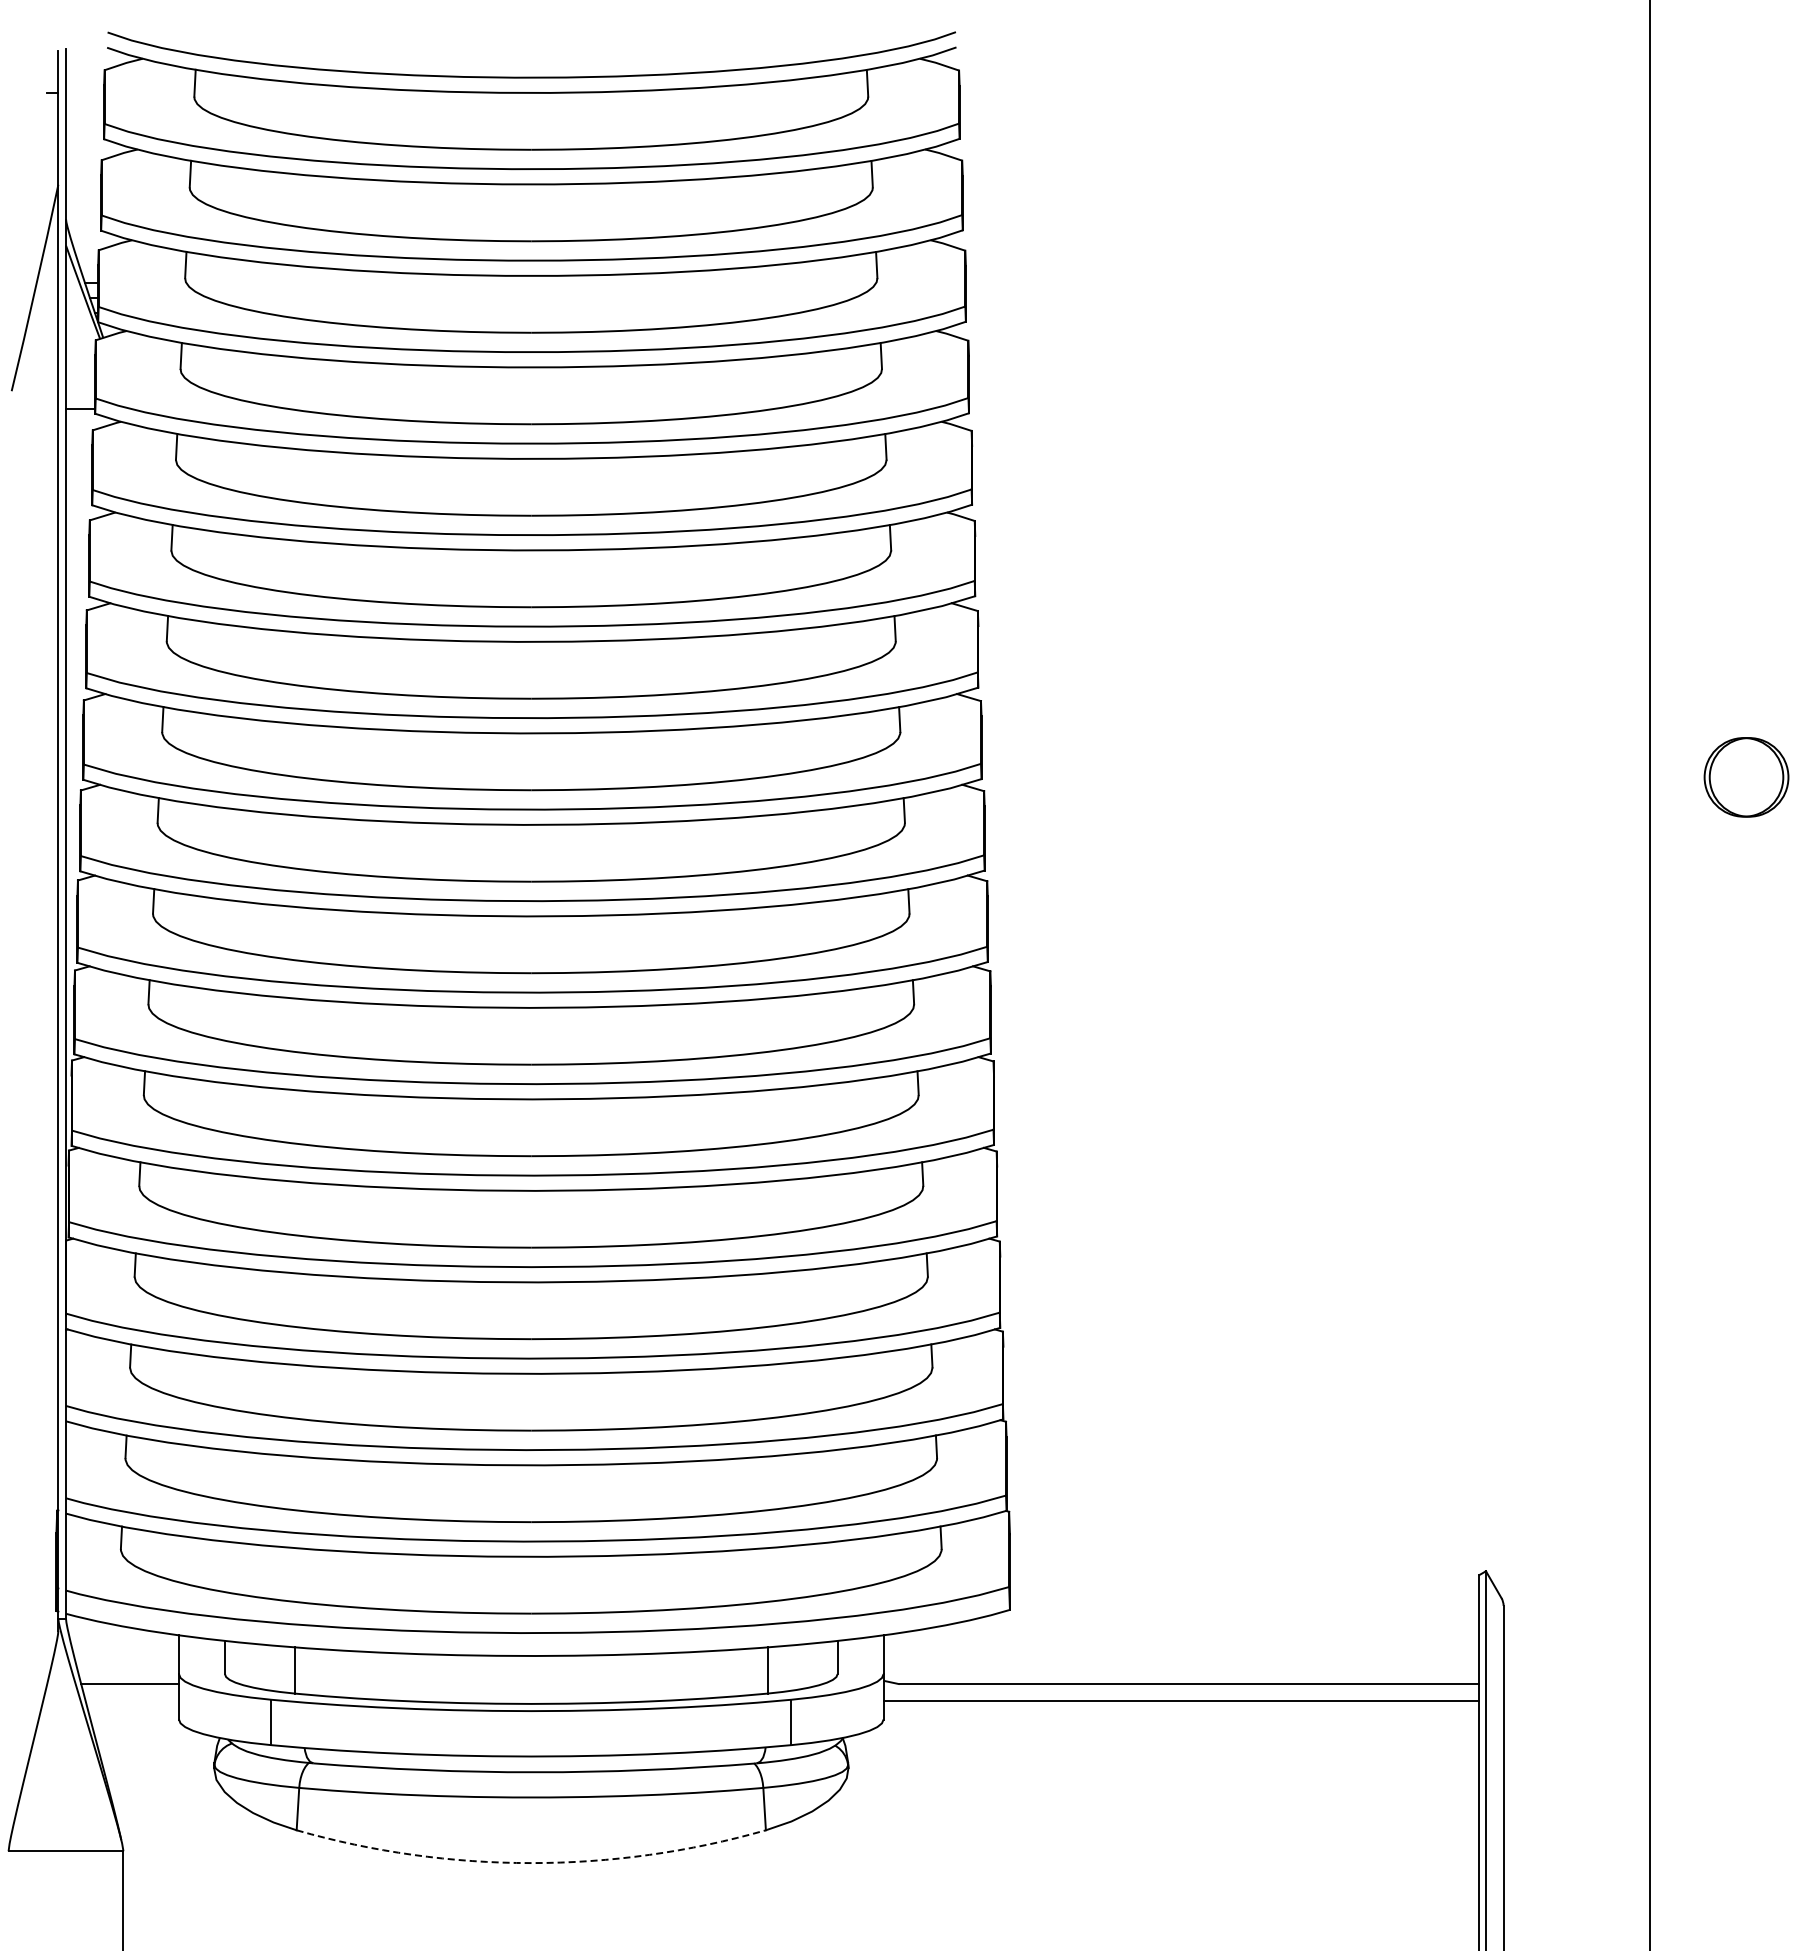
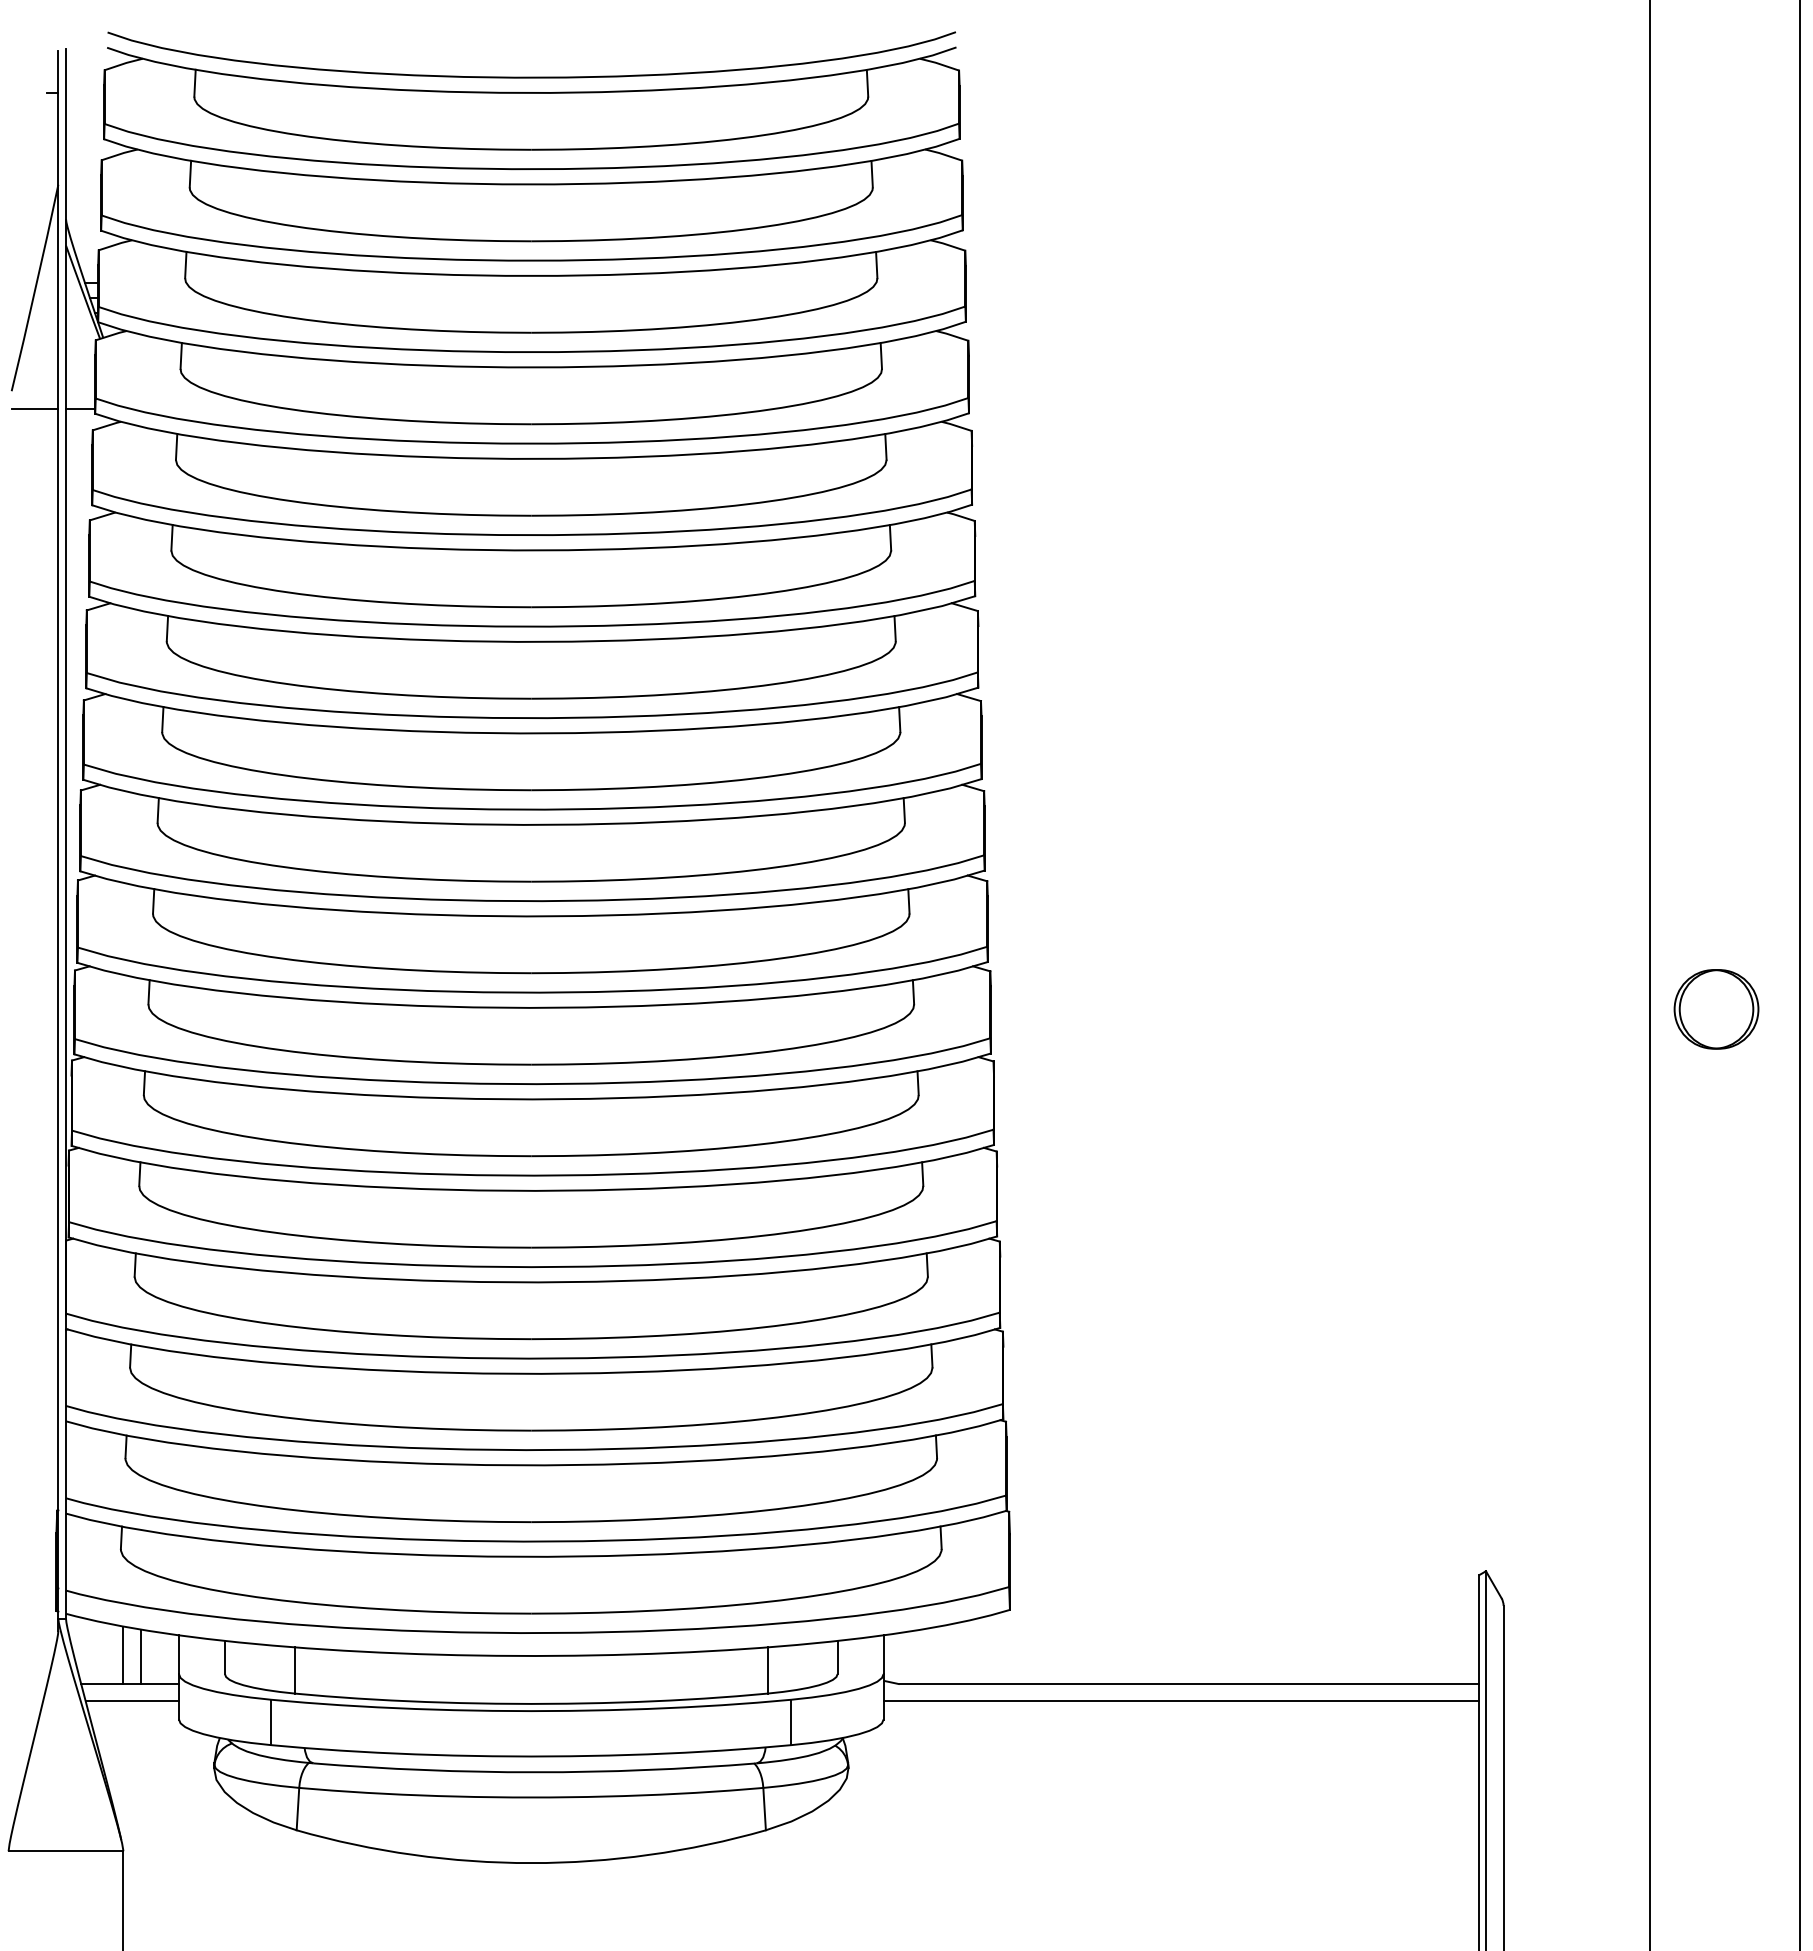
line: none -> present (34, 408)
part position: (1746, 777) -> (1716, 1009) (1716, 1009)
line: none -> present (1800, 974)
line: none -> present (123, 1655)
line: none -> present (140, 1656)
line: none -> present (131, 1700)
arc: dashed -> solid (531, 1863)
